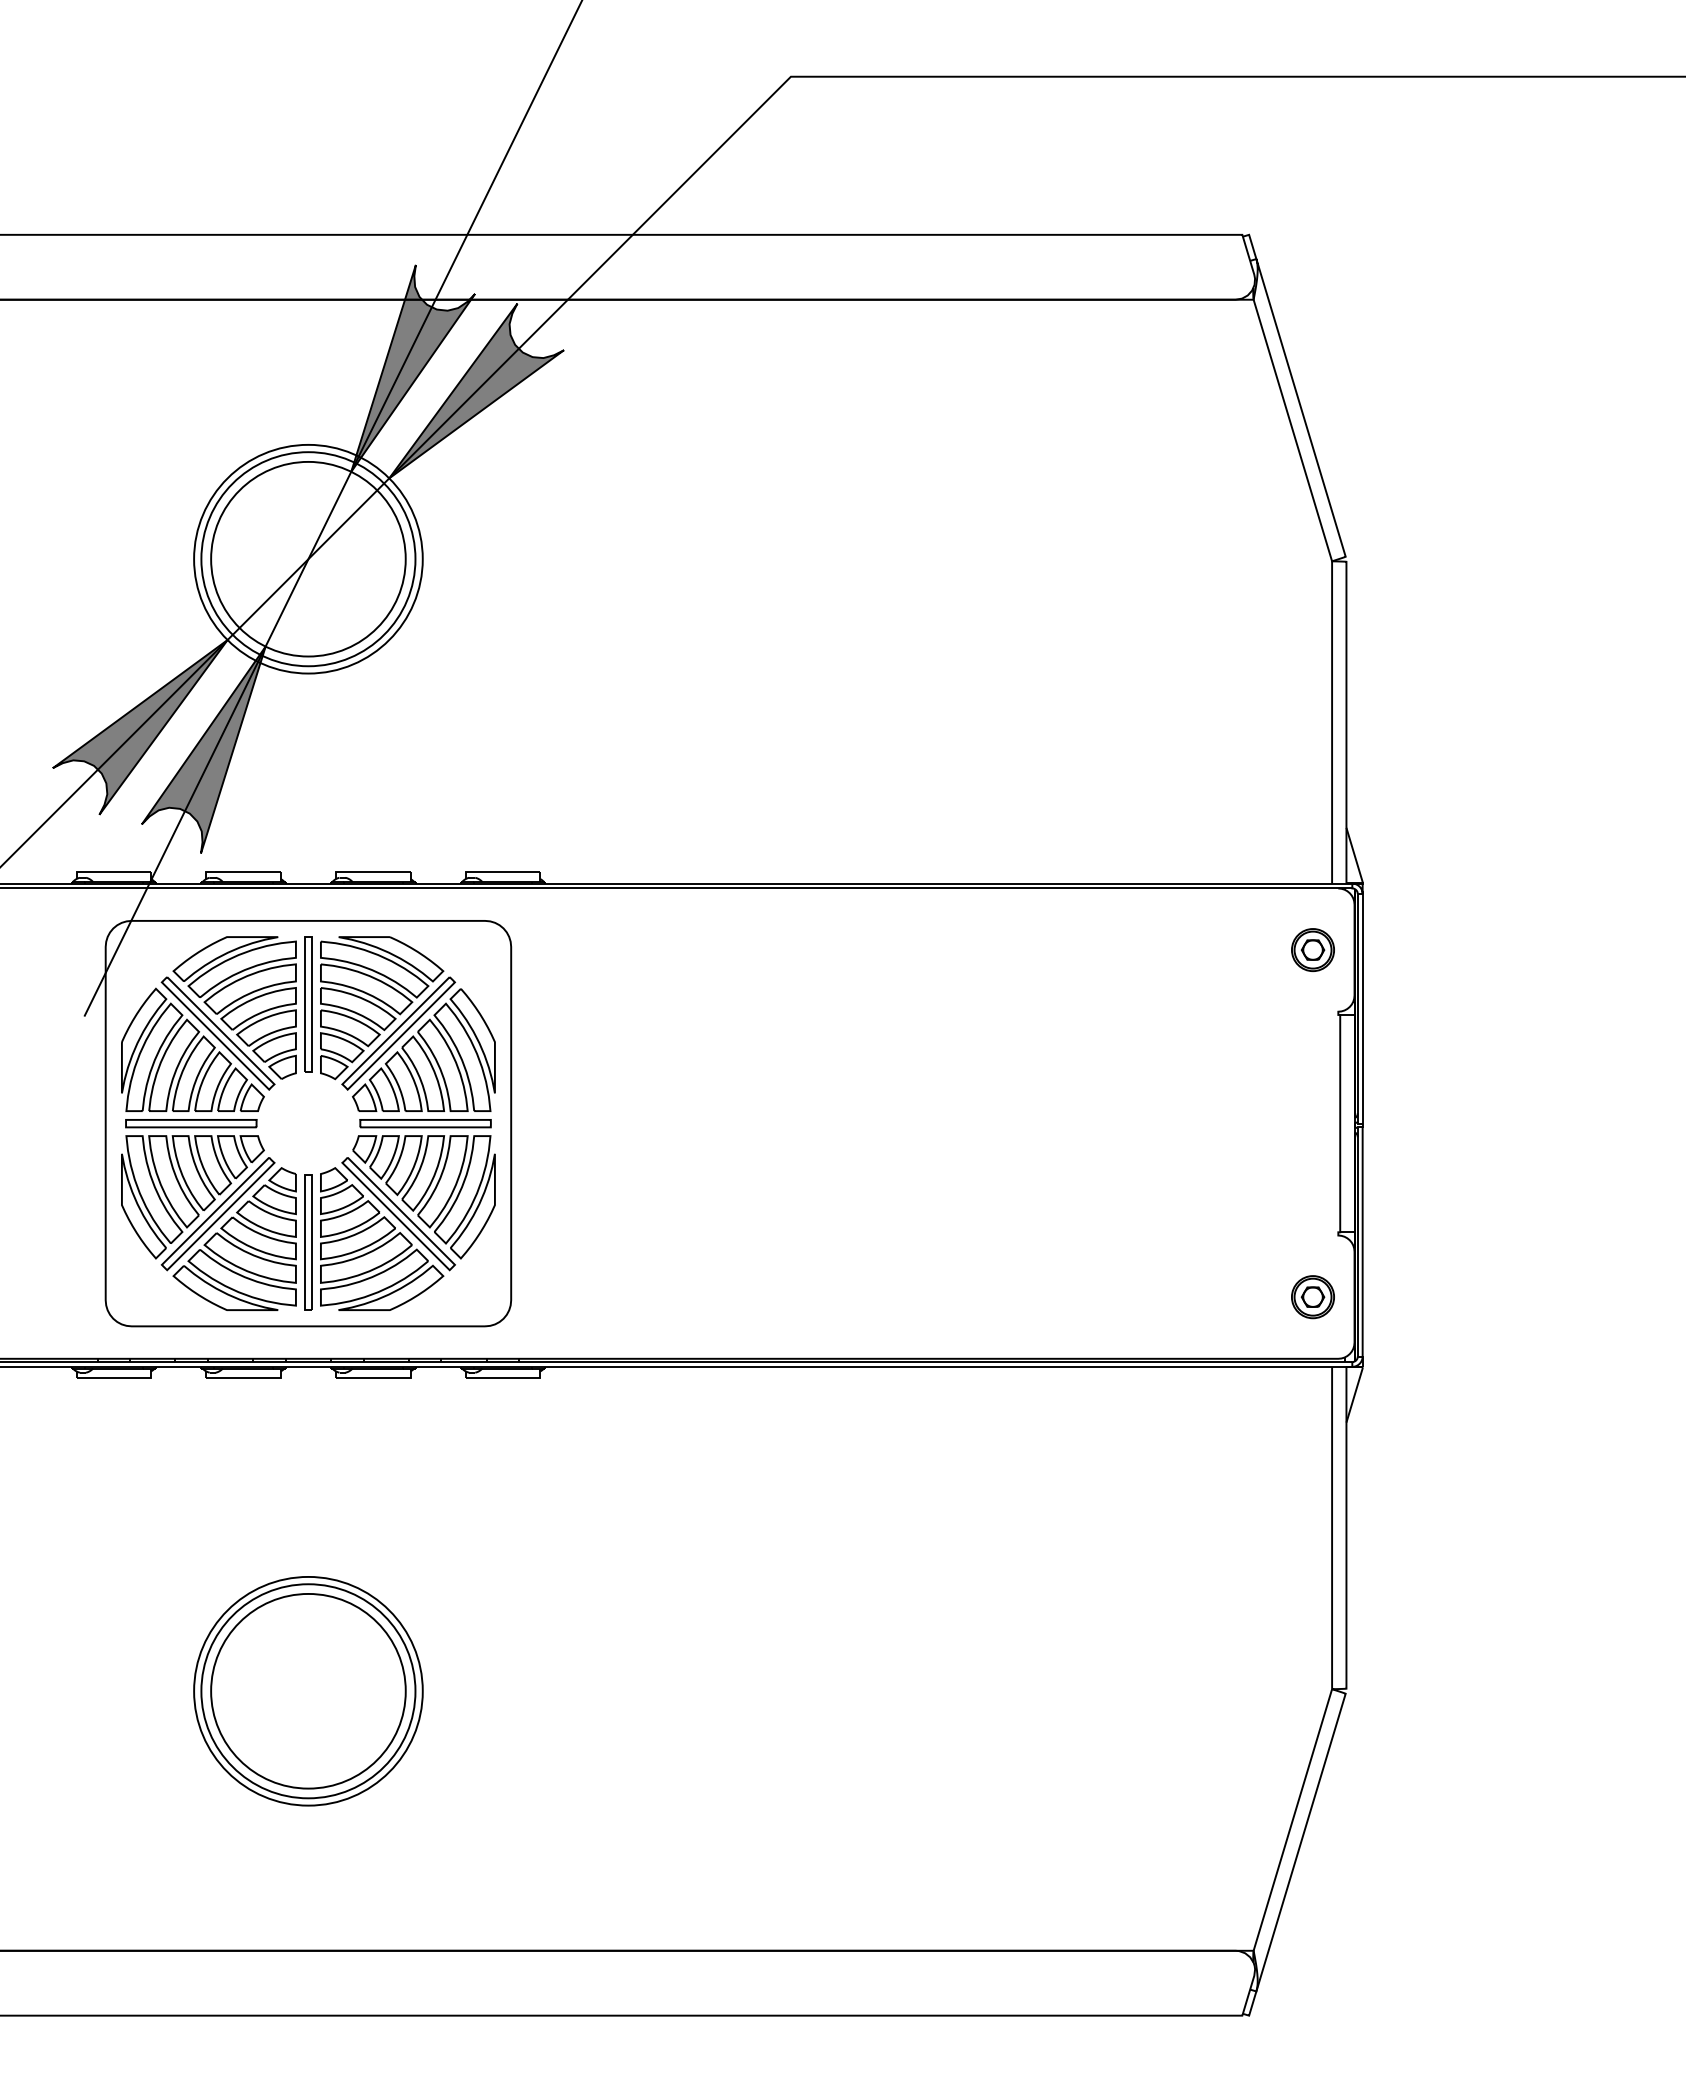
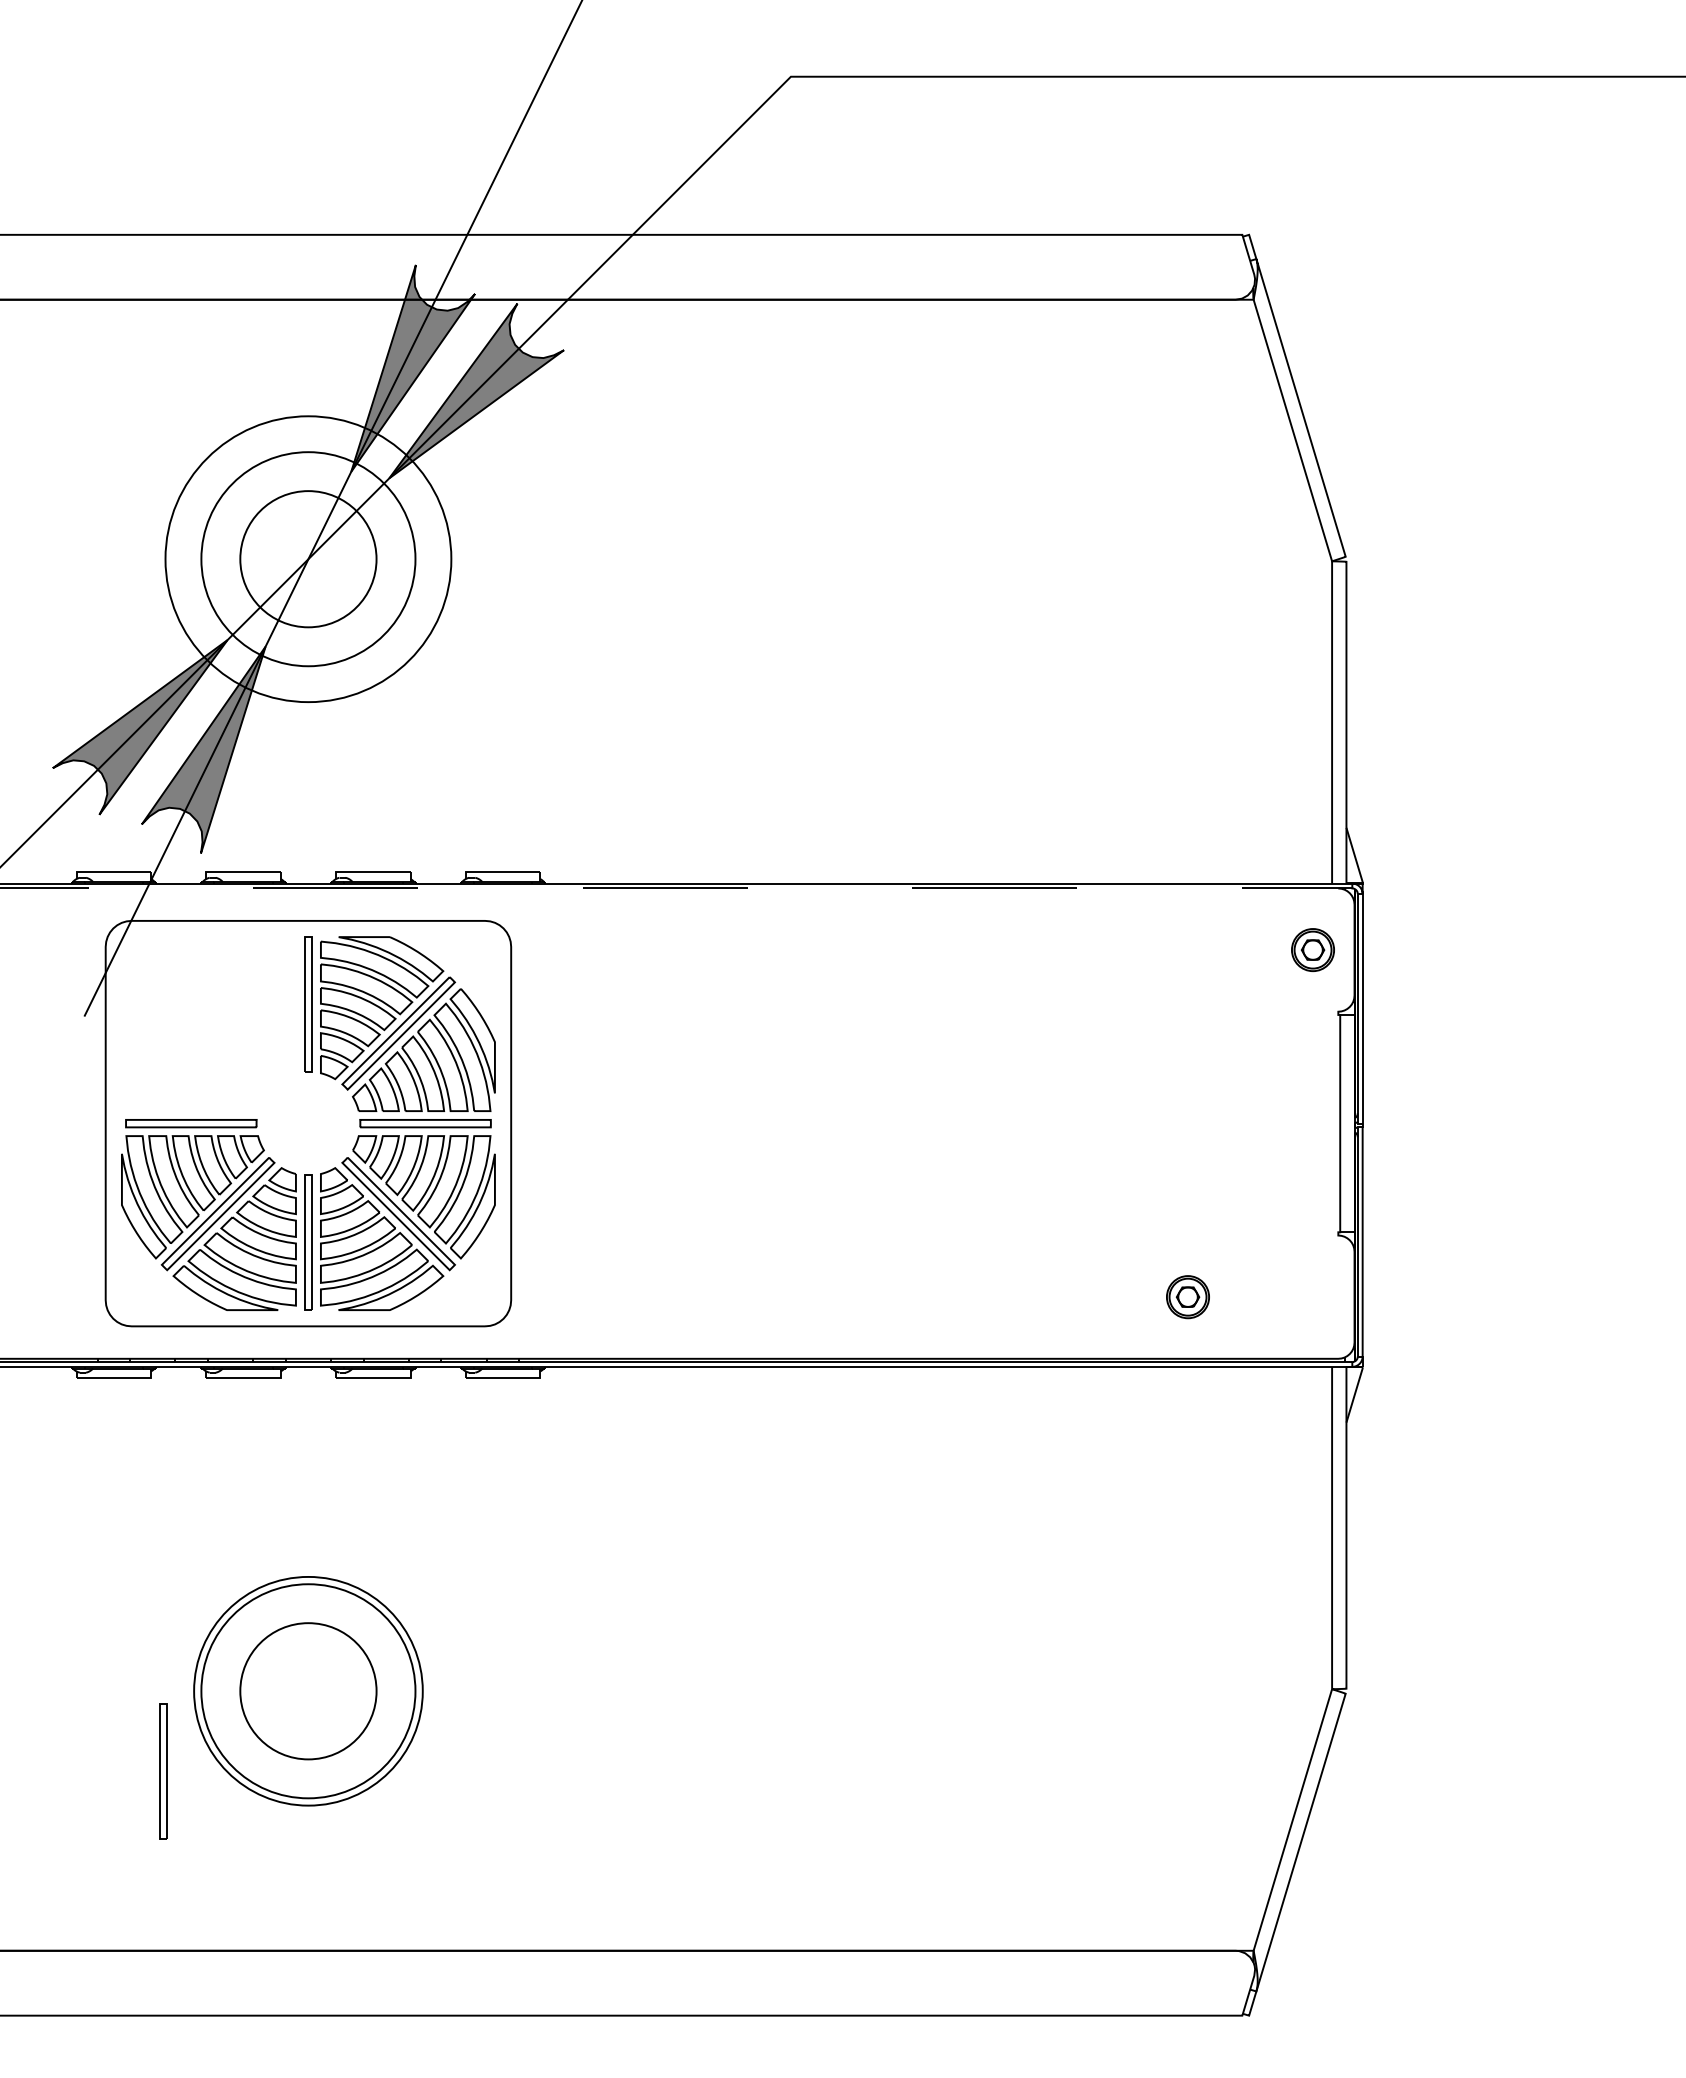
circle diameter: 195 px -> 136 px (308, 559)
circle diameter: 229 px -> 286 px (308, 559)
line: solid -> dashed (676, 888)
part: present -> none (208, 1023)
part position: (1312, 1297) -> (1187, 1297) (1187, 1297)
circle diameter: 195 px -> 136 px (308, 1691)
part: none -> present (163, 1771)
